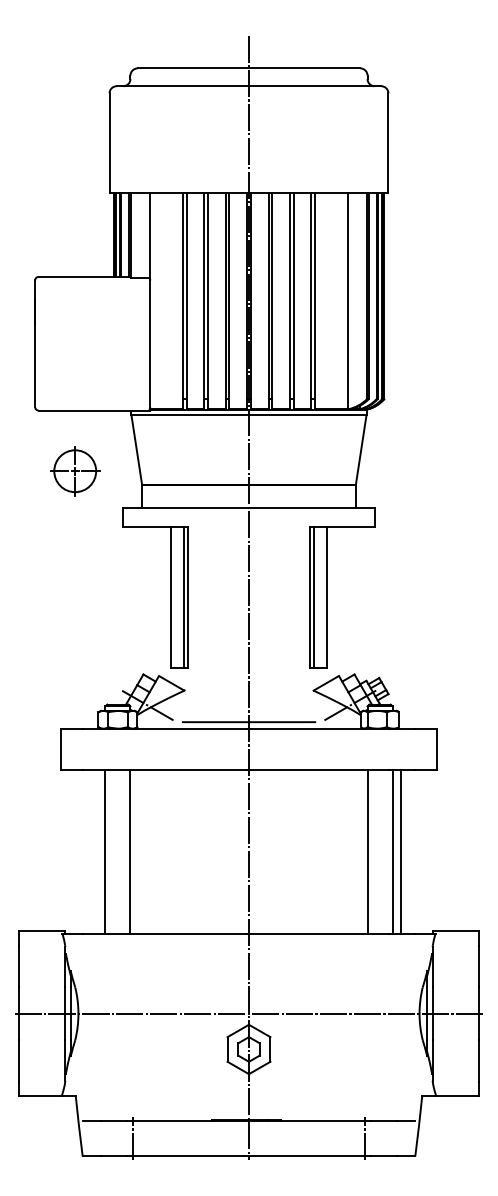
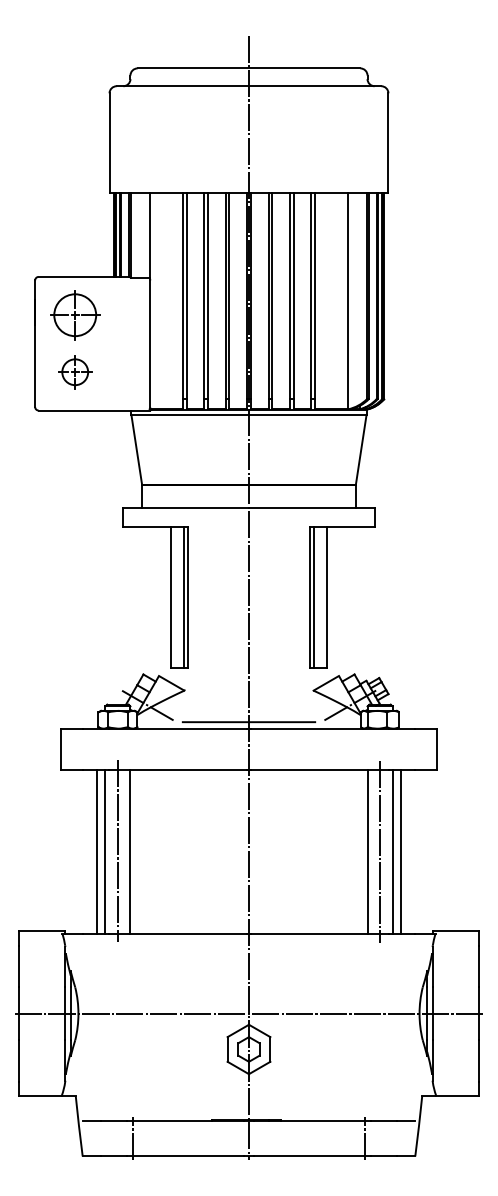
part: none -> present (75, 372)
part position: (75, 471) -> (75, 315) (75, 315)
line: none -> present (117, 850)
line: none -> present (96, 851)
line: none -> present (380, 851)
